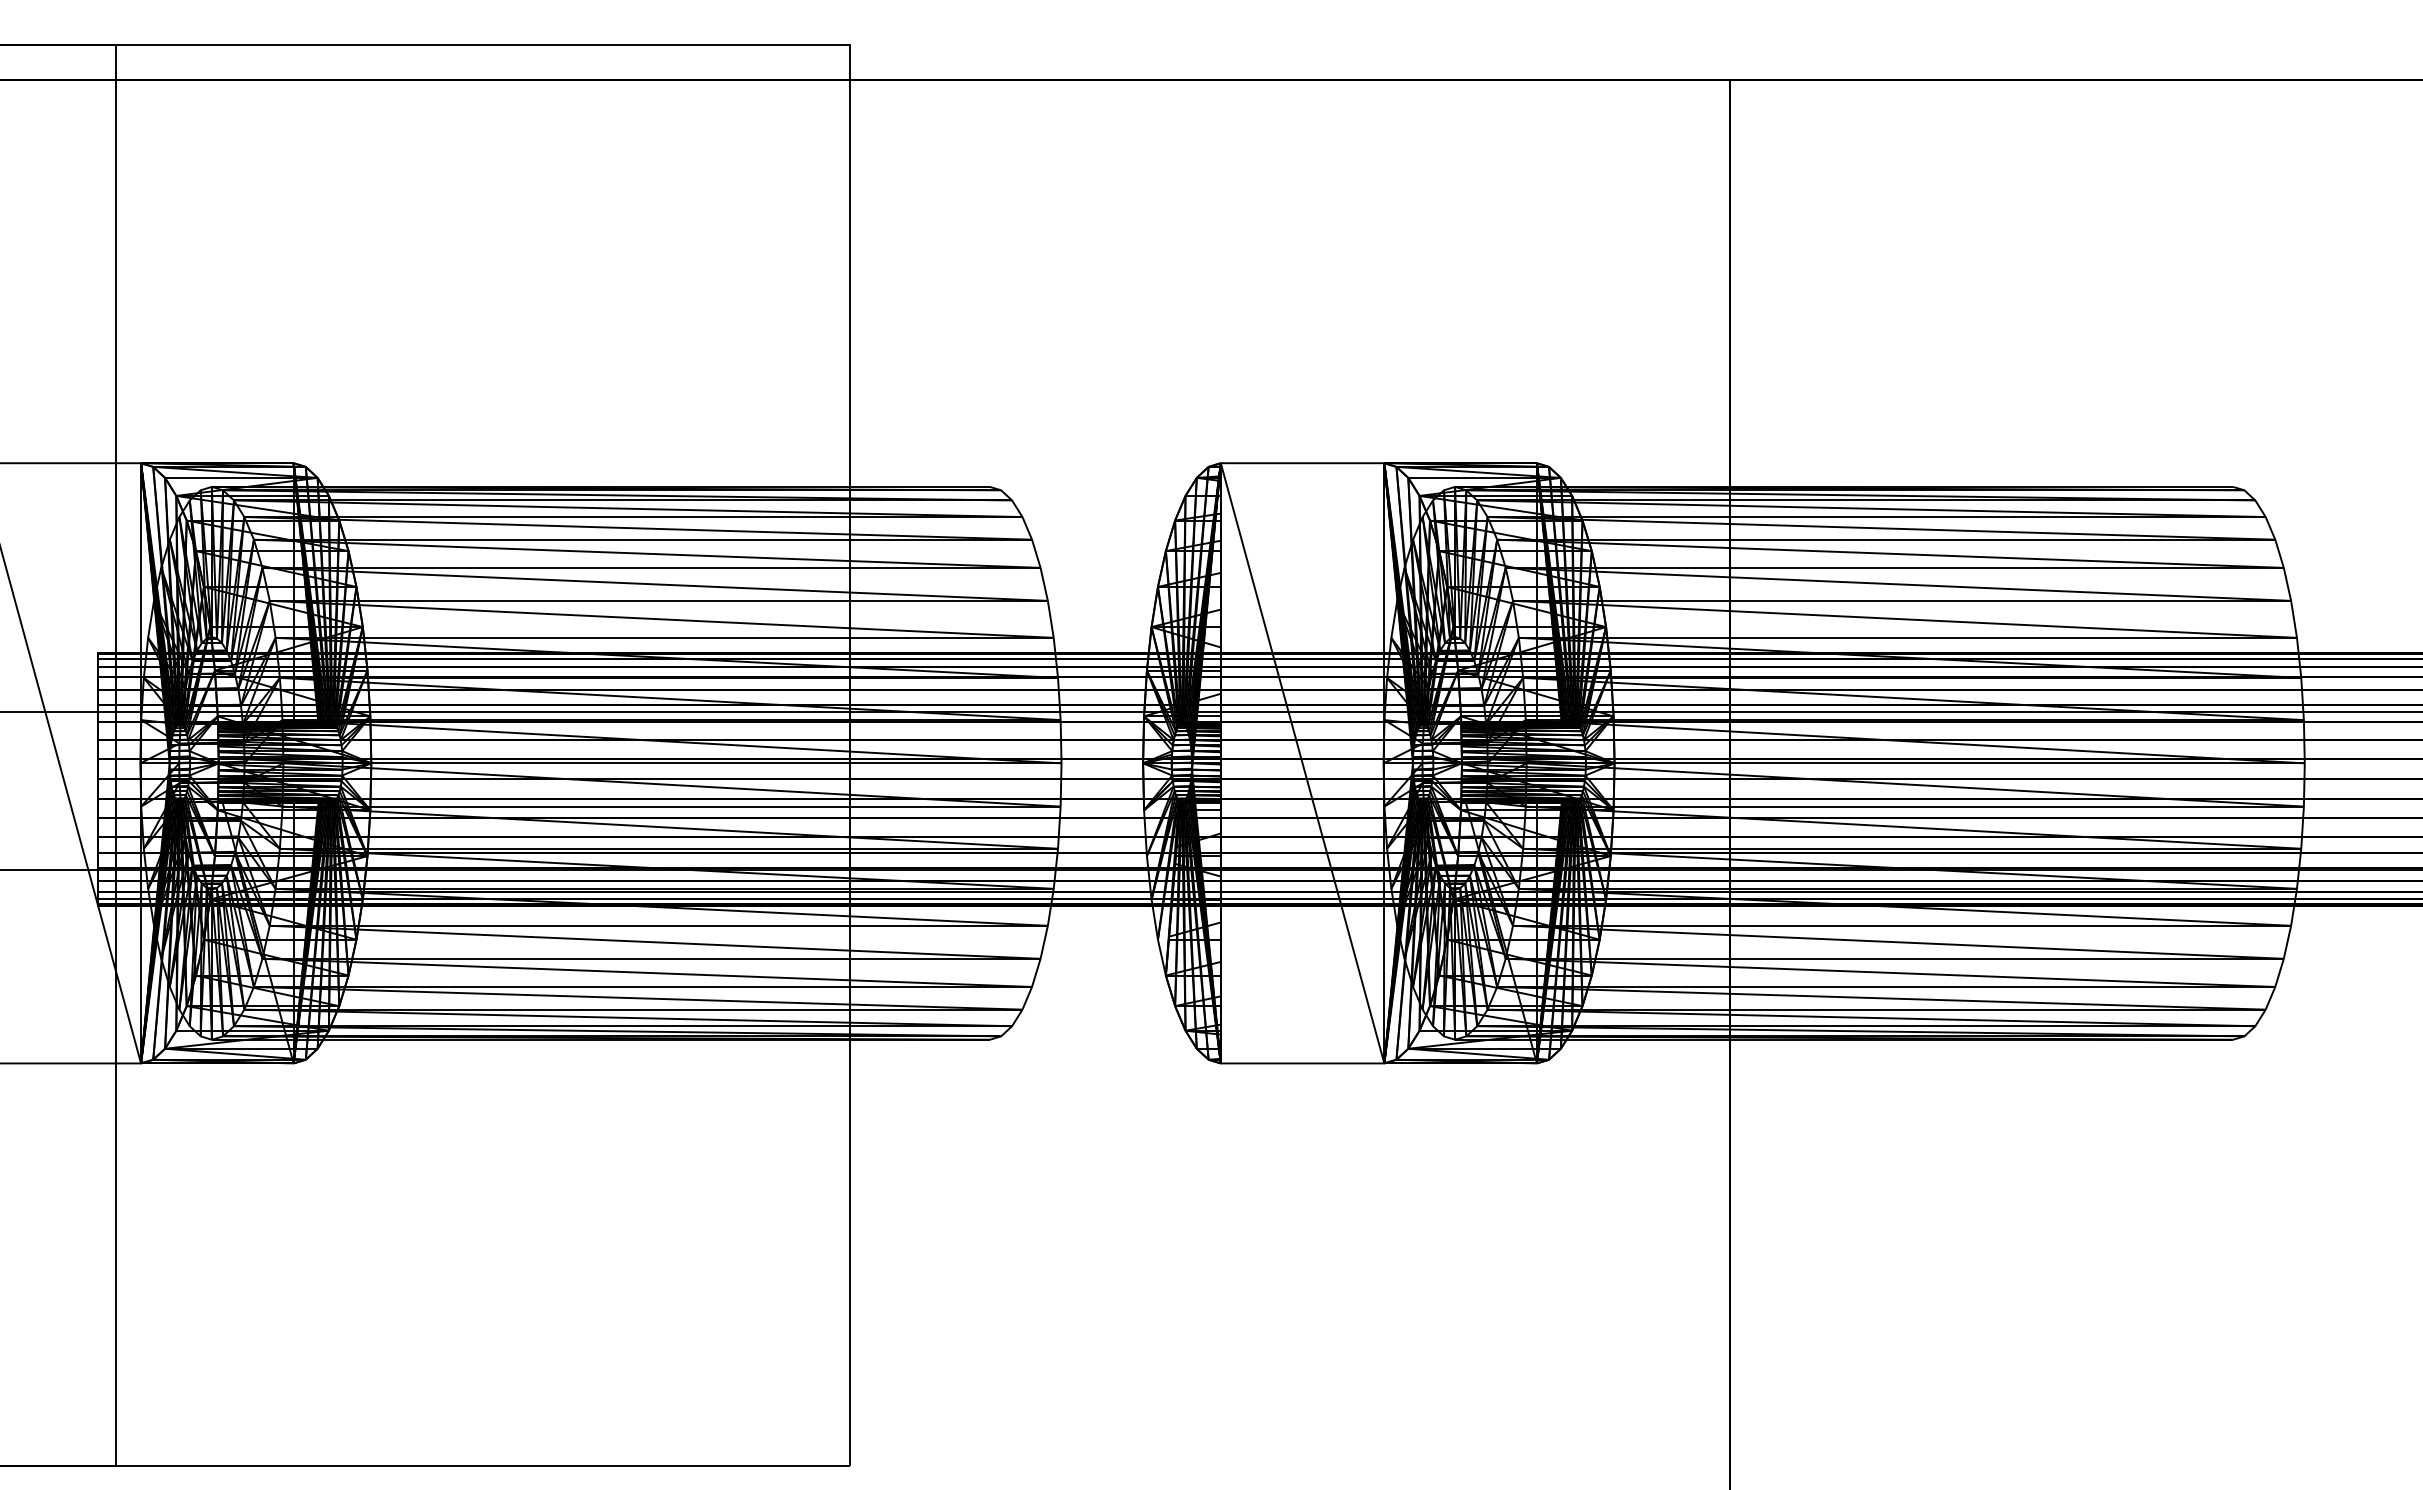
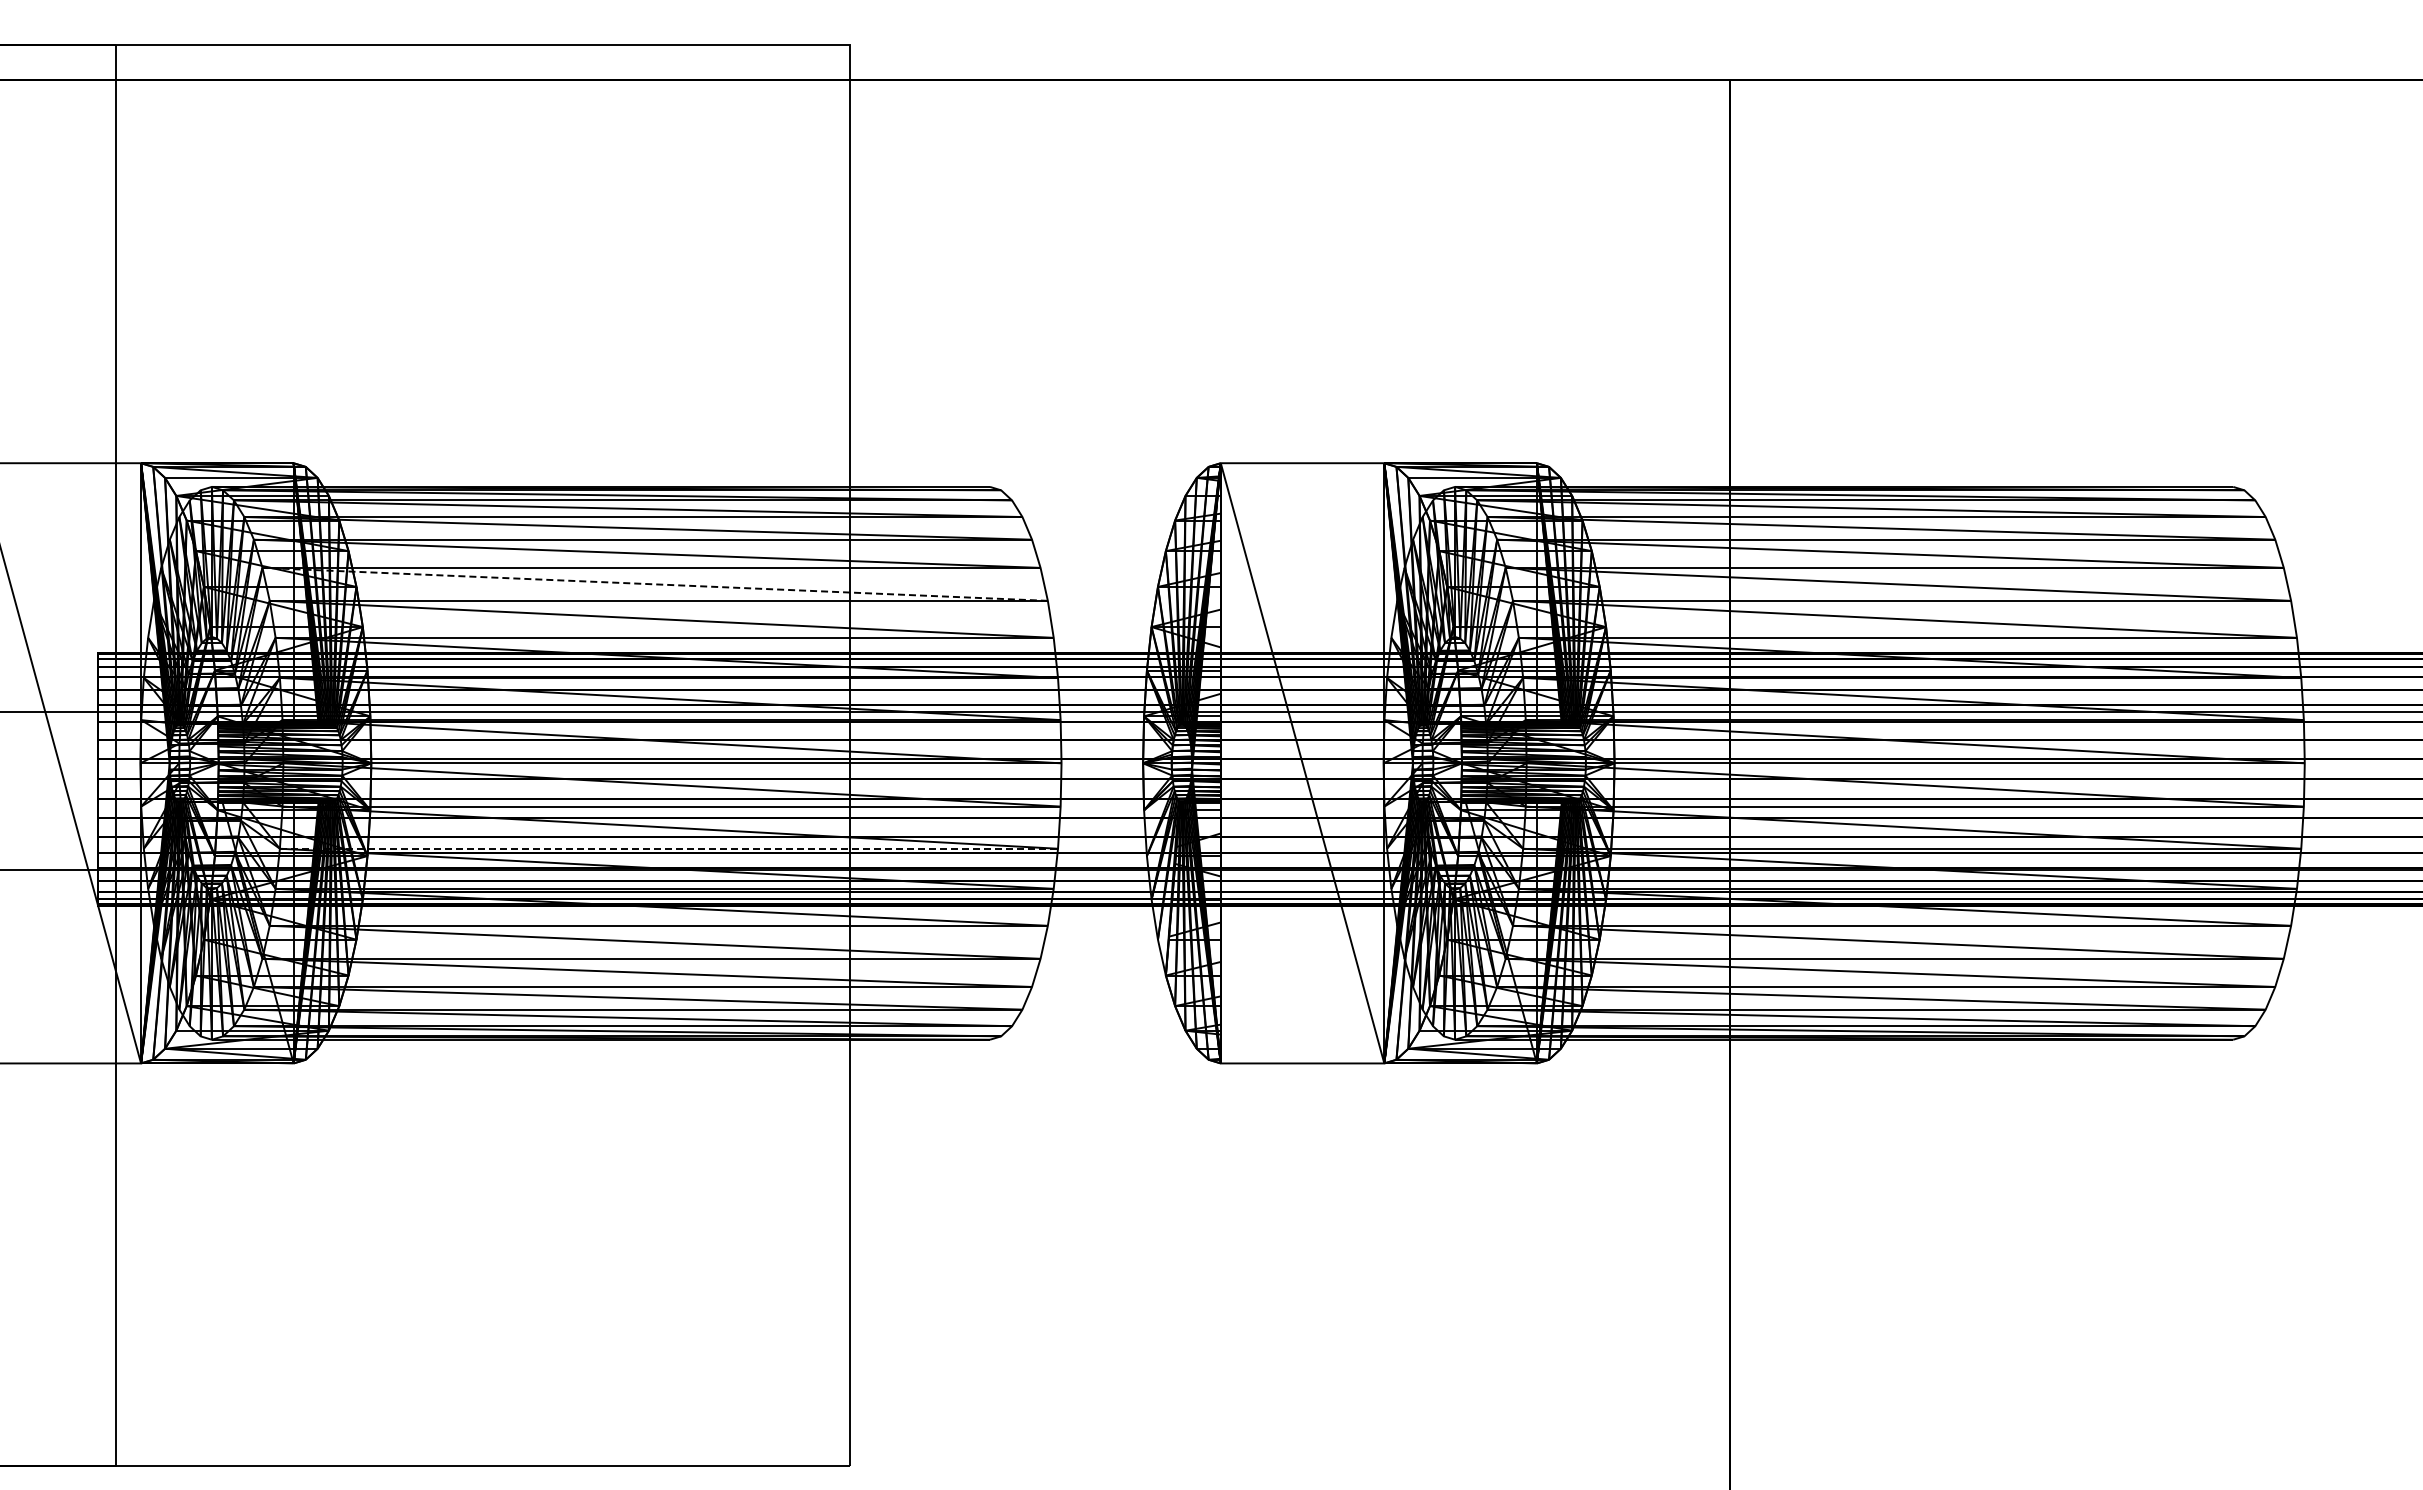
line: solid -> dashed (654, 584)
line: solid -> dashed (669, 848)
